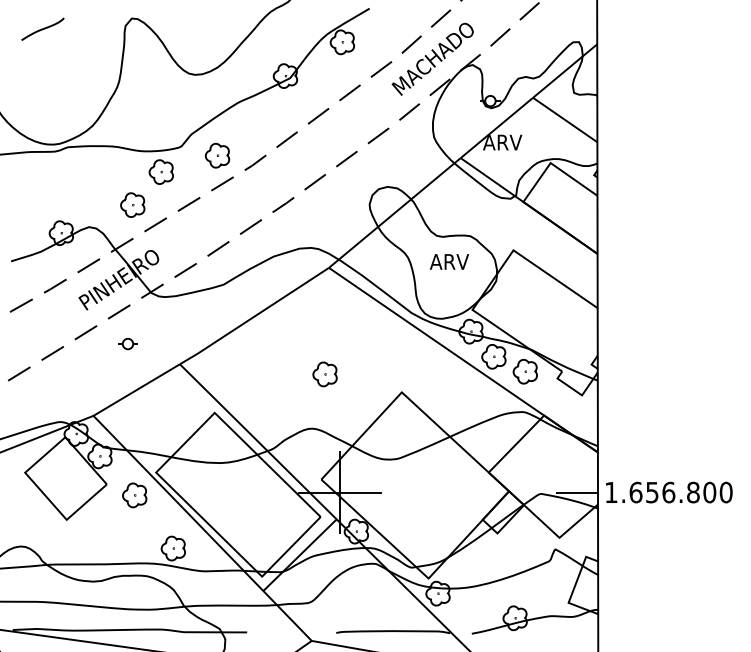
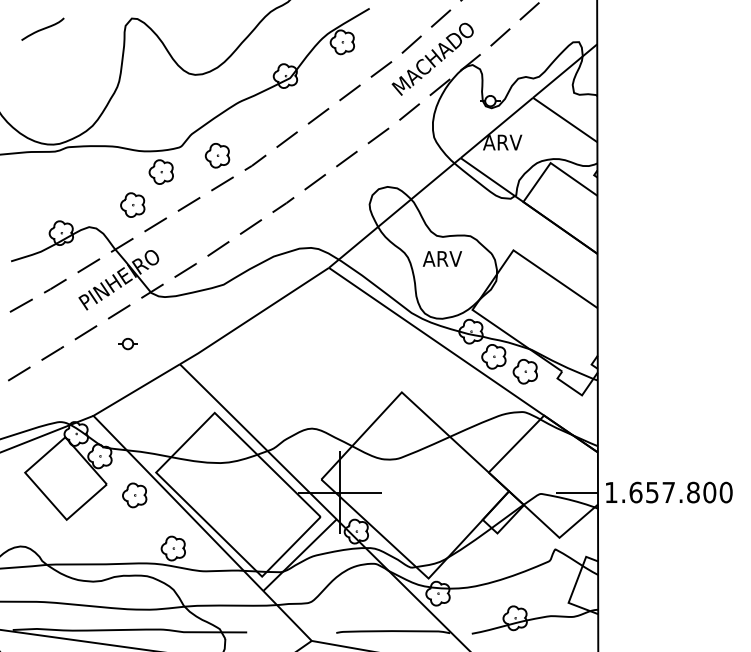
text position: (449, 261) -> (442, 258) (442, 258)
part: present -> none (324, 374)
text: 1.656.800 -> 1.657.800 (668, 492)
